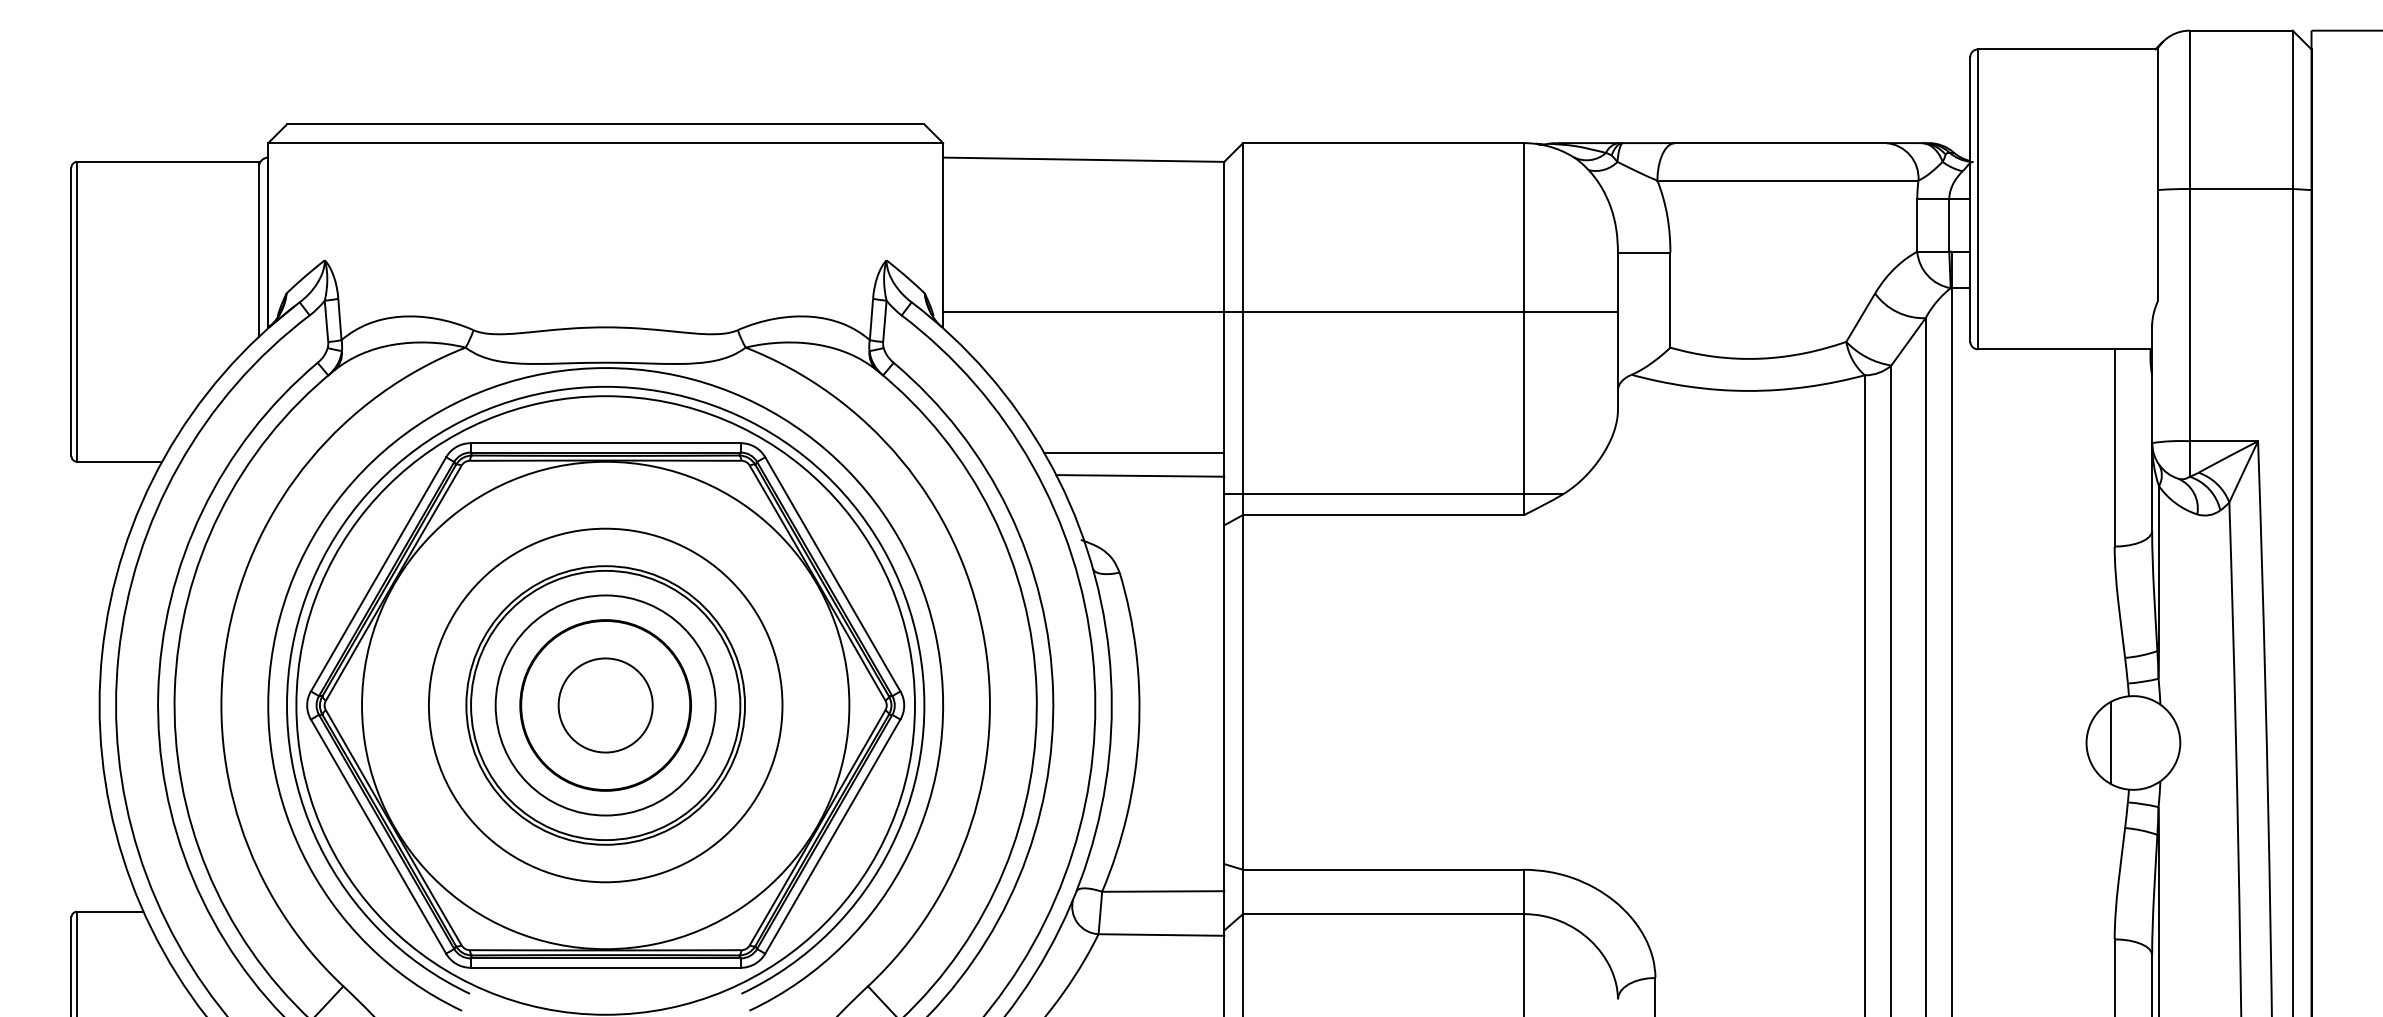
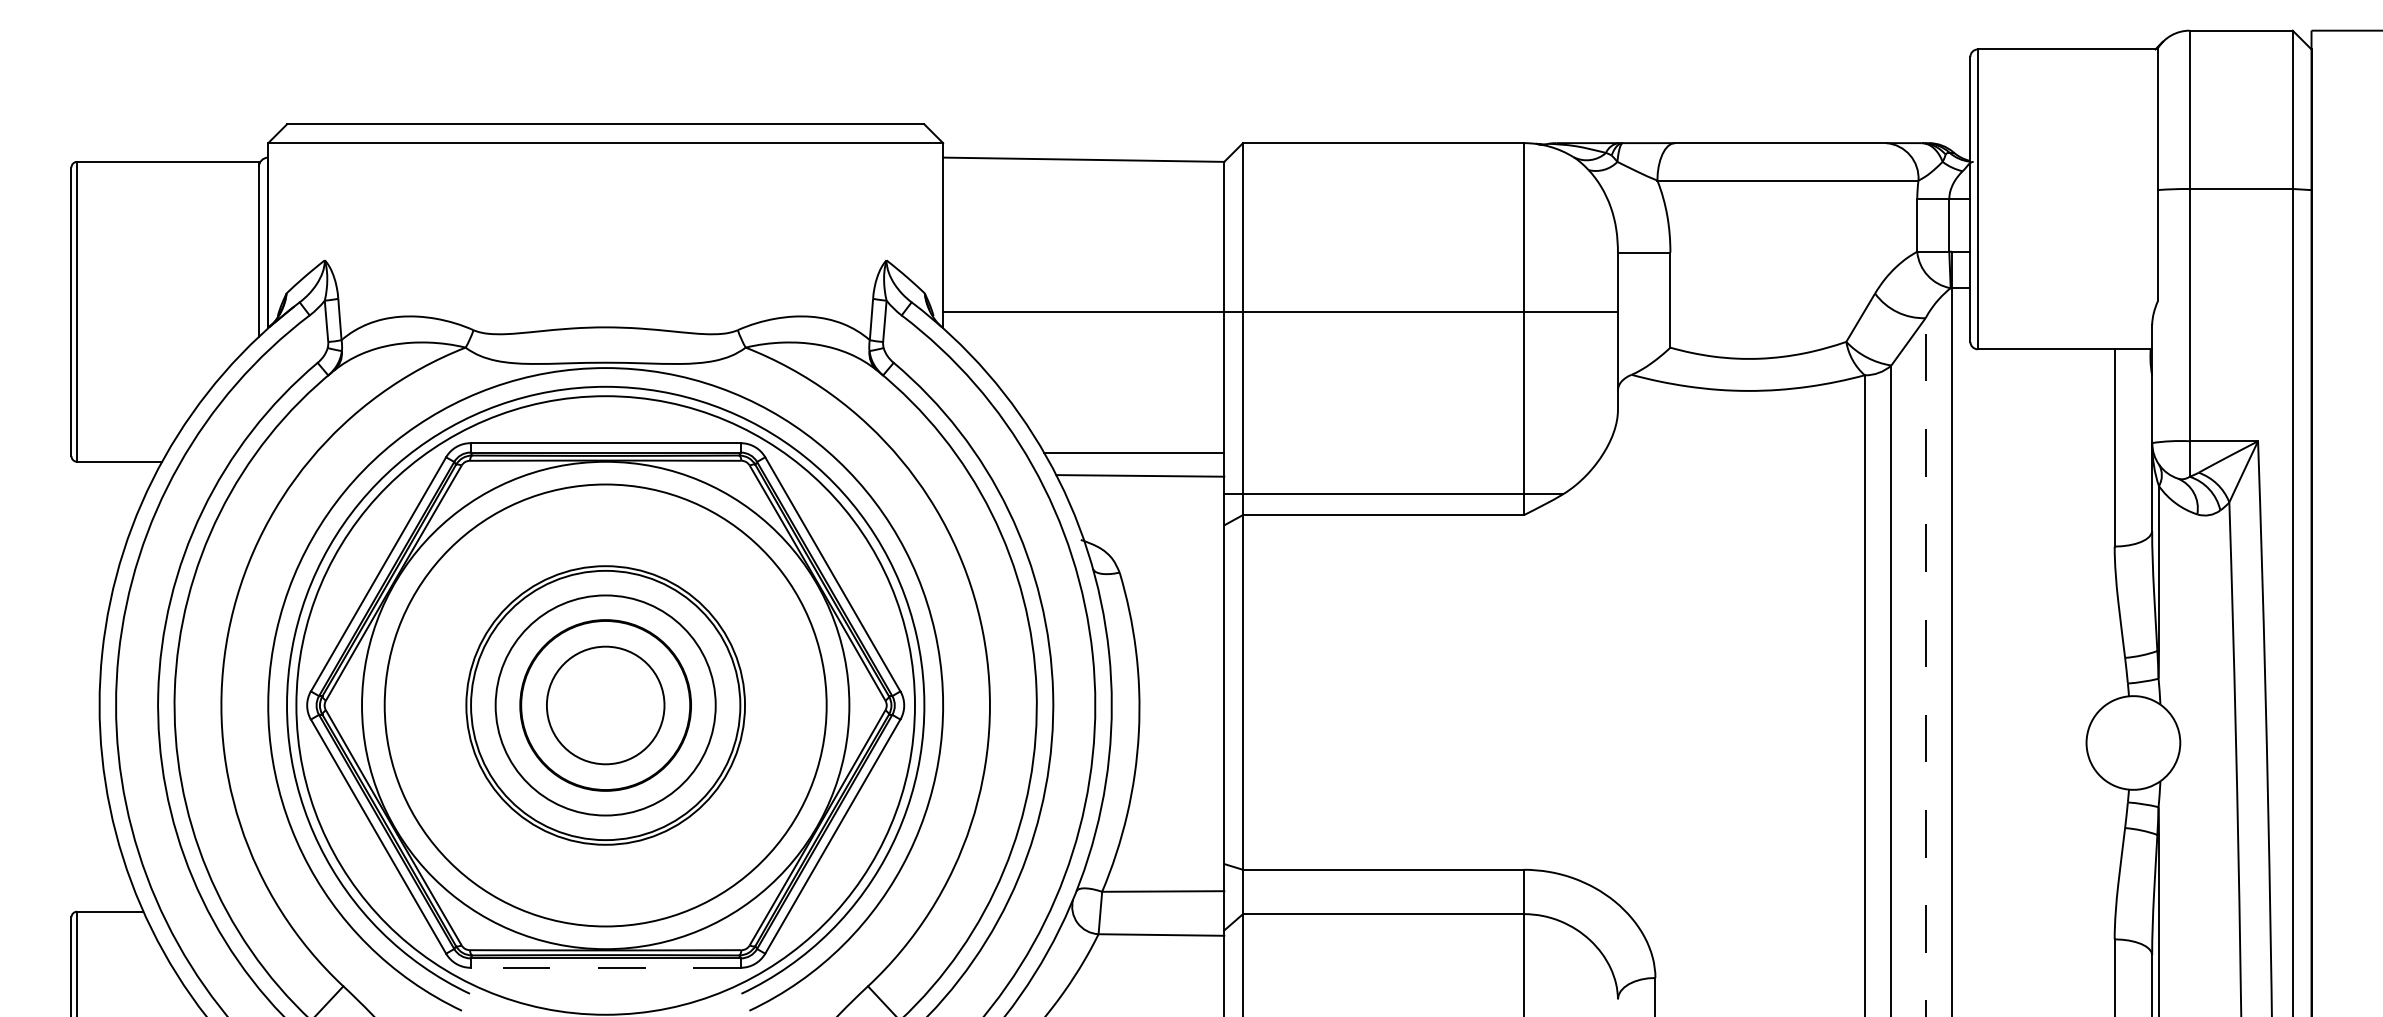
line: solid -> dashed (1925, 667)
circle diameter: 354 px -> 442 px (605, 705)
circle diameter: 94 px -> 118 px (605, 705)
line: present -> none (2110, 742)
line: solid -> dashed (605, 967)
